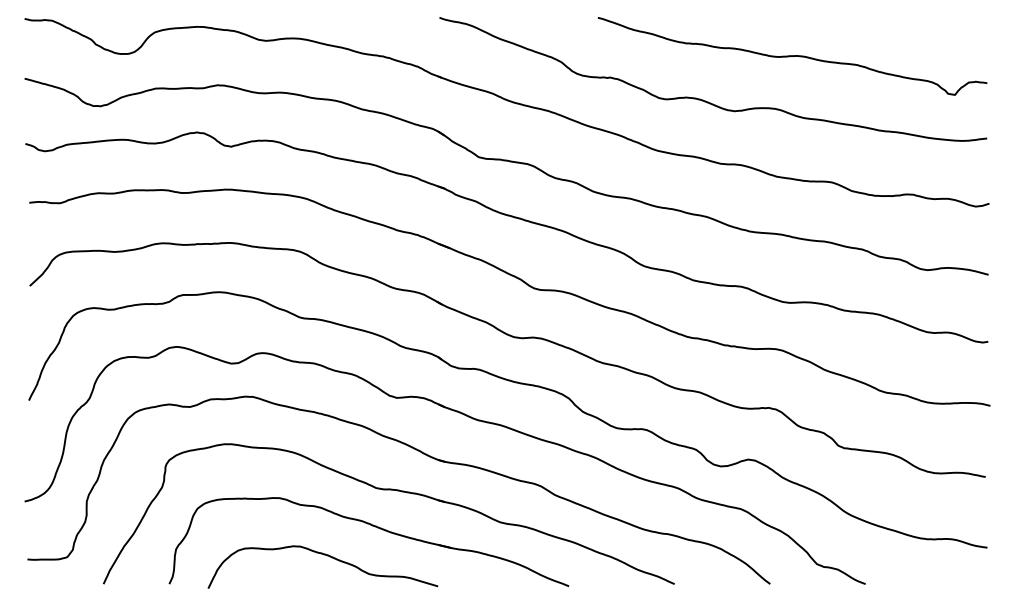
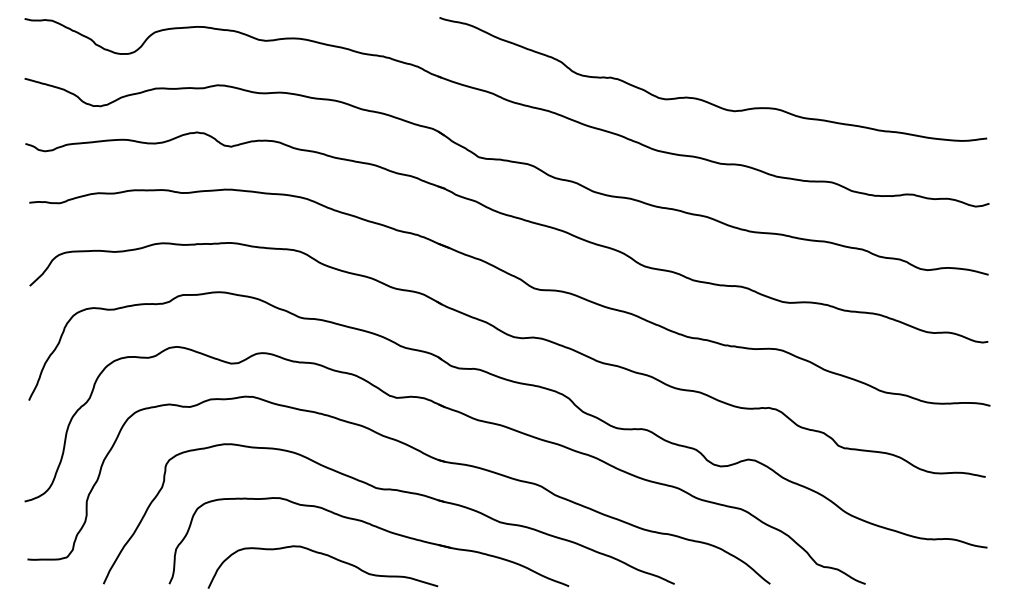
curve: present -> none (792, 56)
